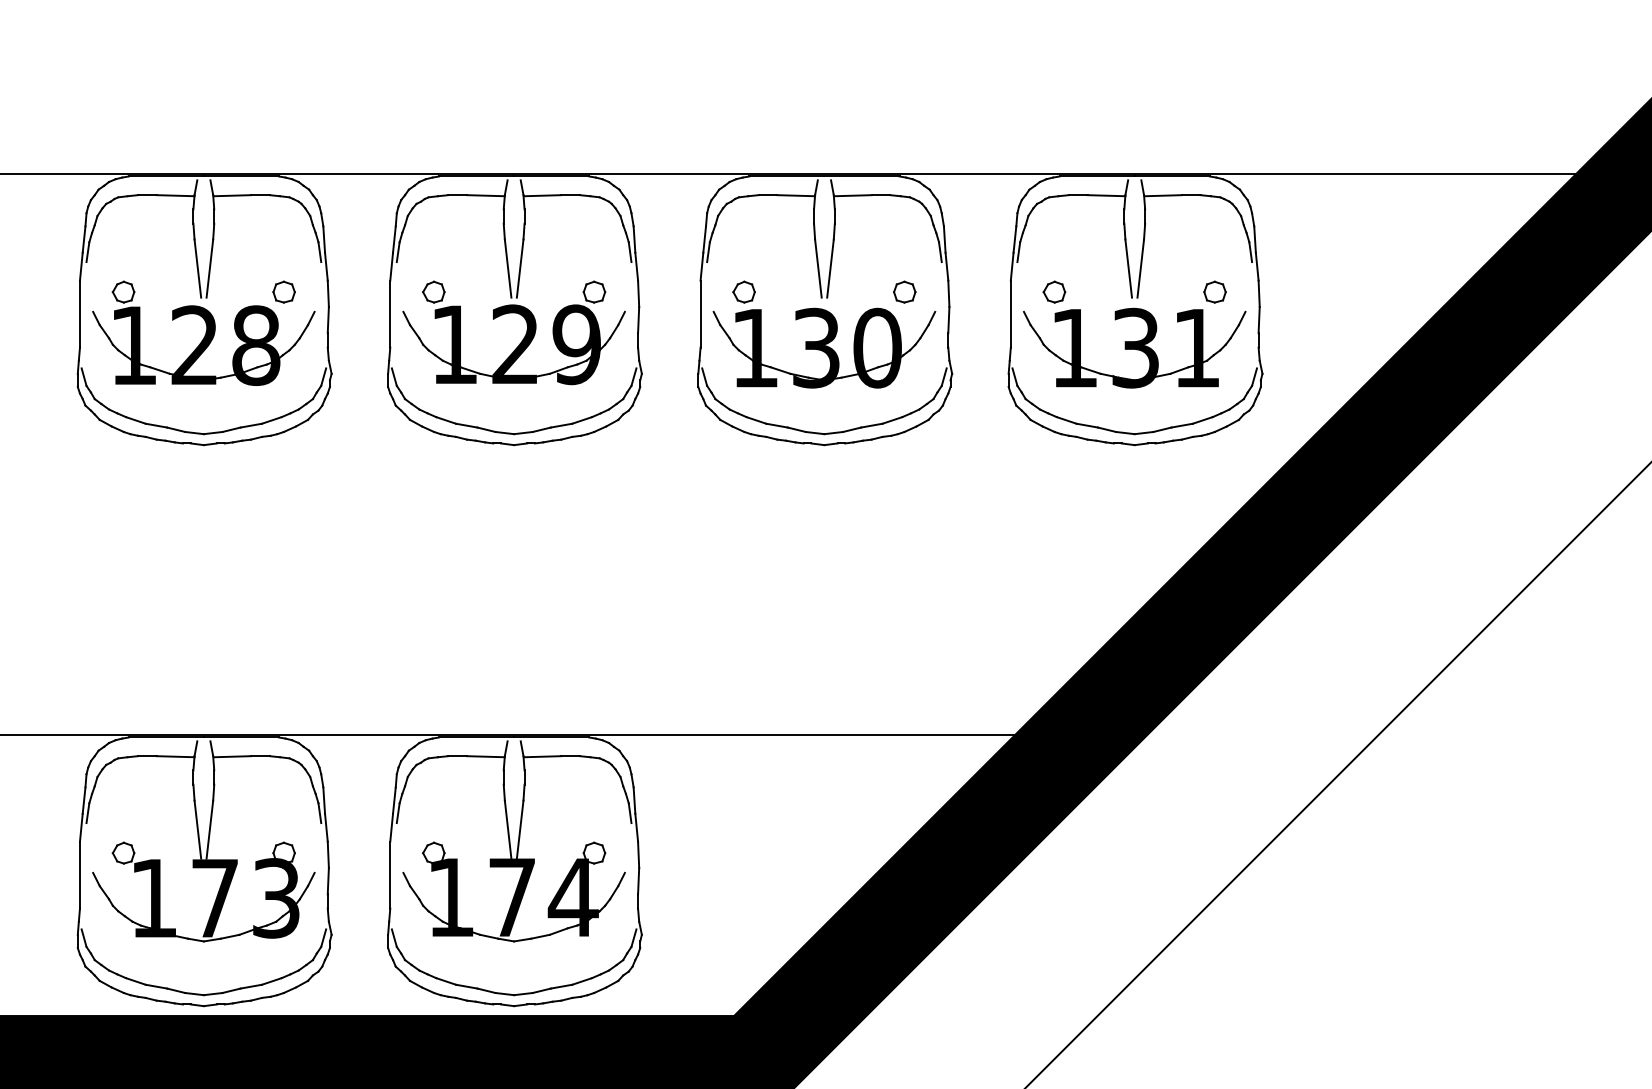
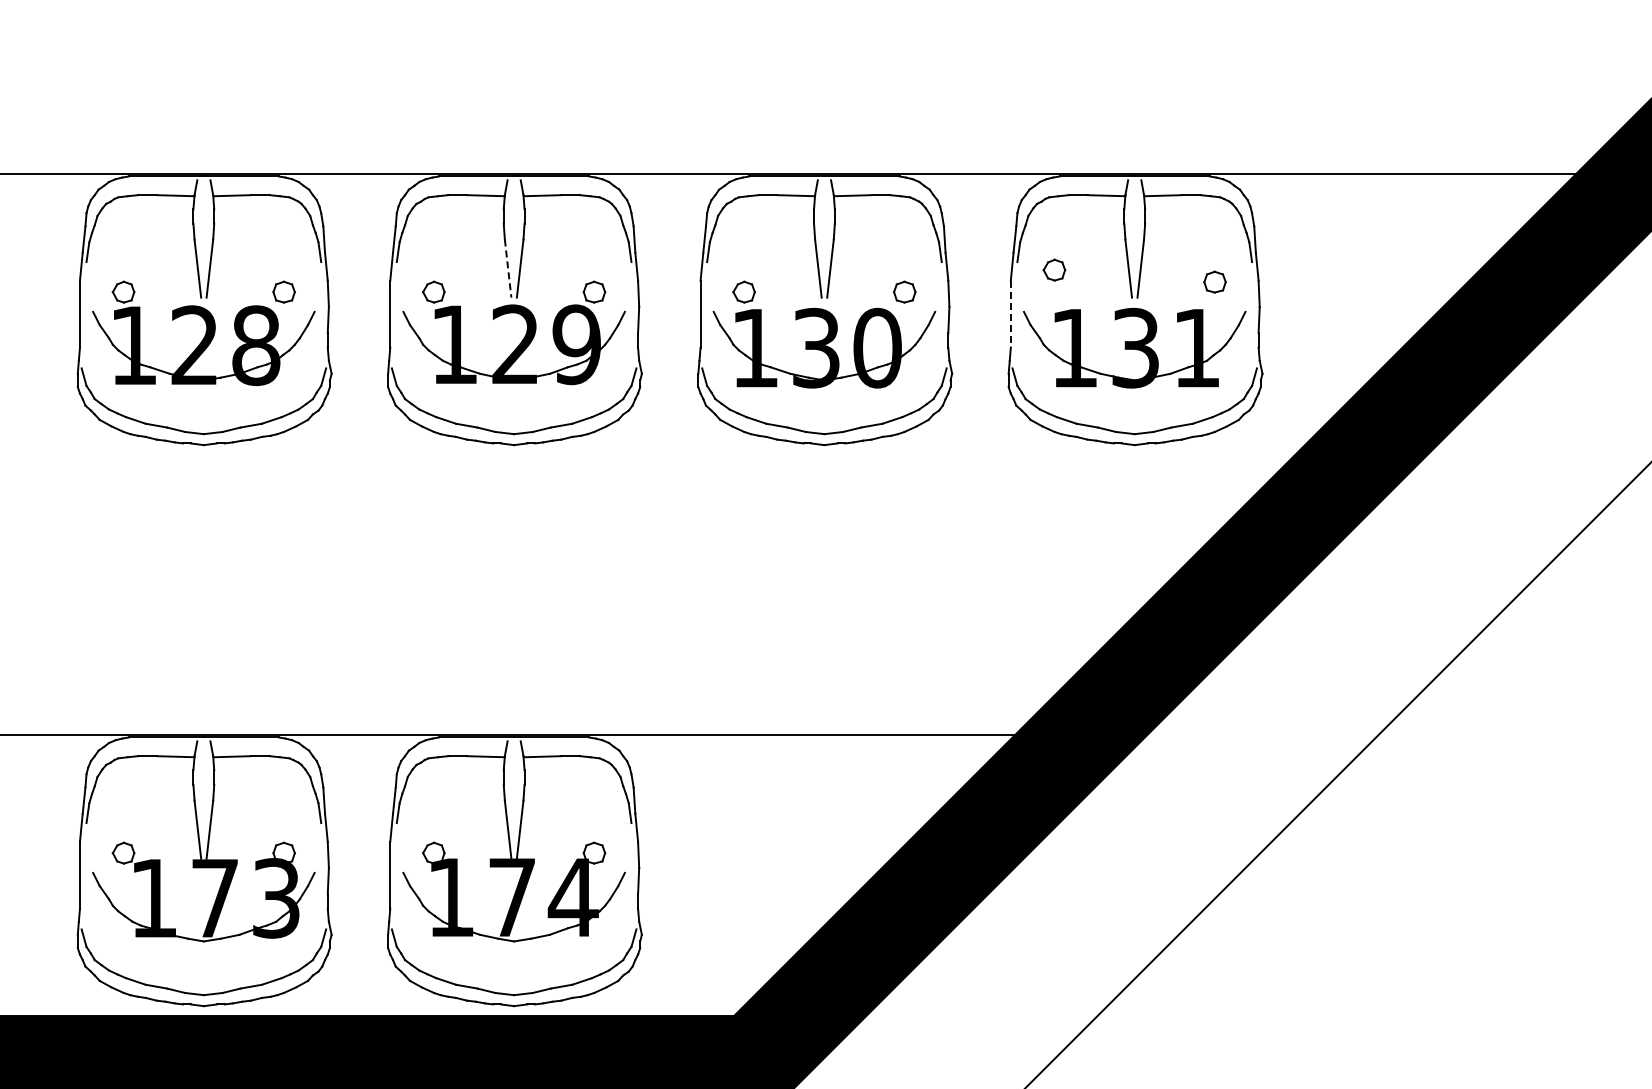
line: solid -> dashed (508, 269)
part position: (1054, 291) -> (1054, 269) (1054, 269)
part position: (1214, 291) -> (1214, 281) (1214, 281)
line: solid -> dashed (1010, 314)
